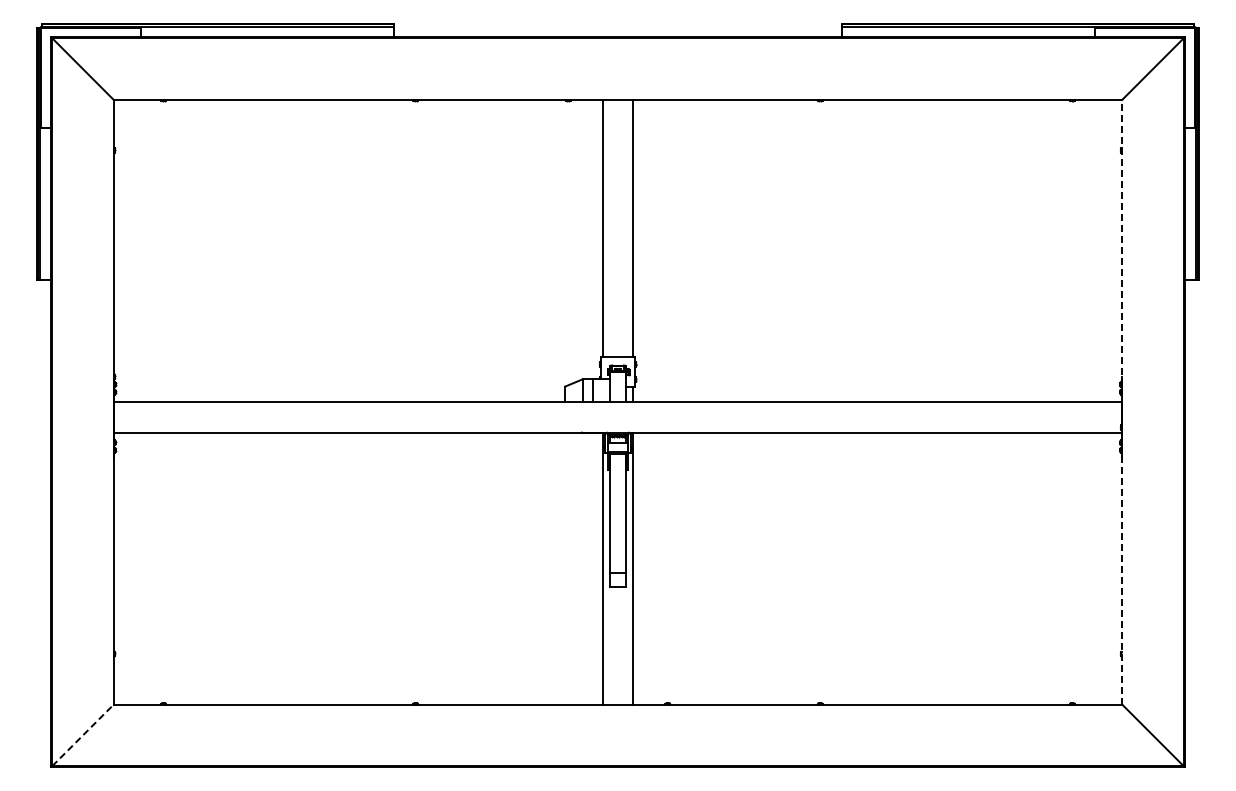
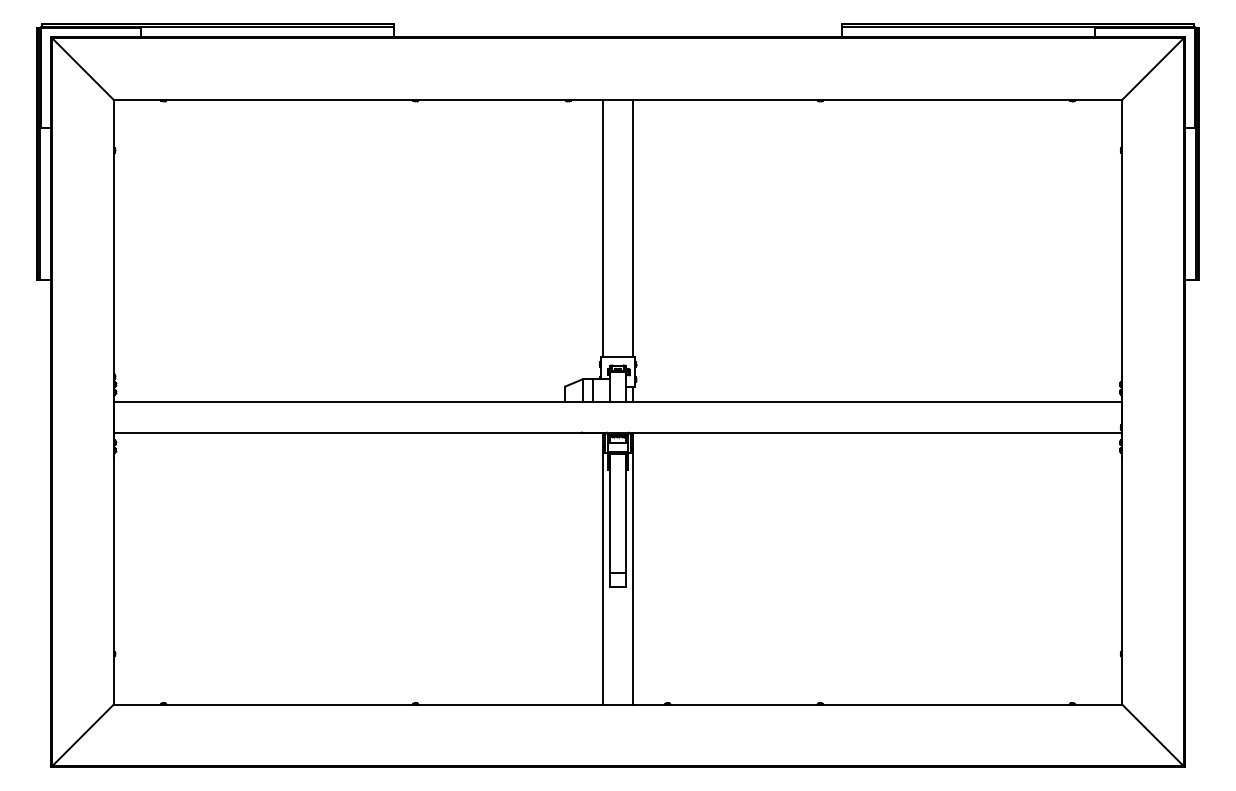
line: dashed -> solid (1122, 401)
line: dashed -> solid (83, 735)
